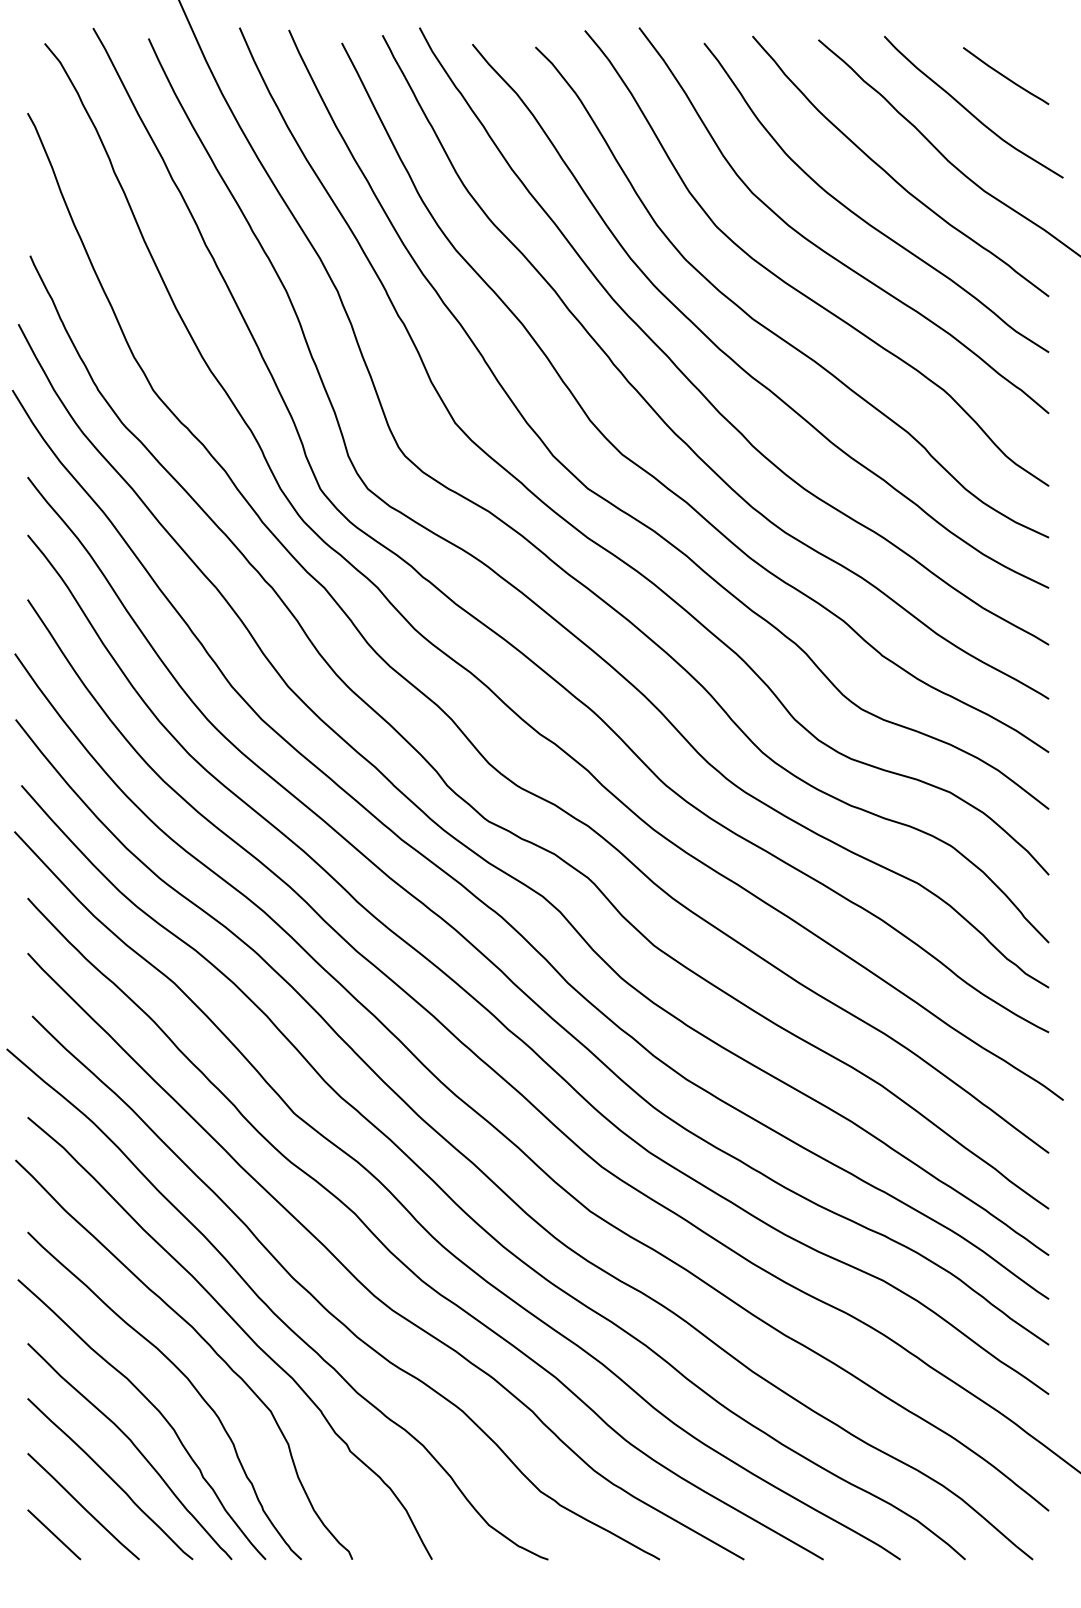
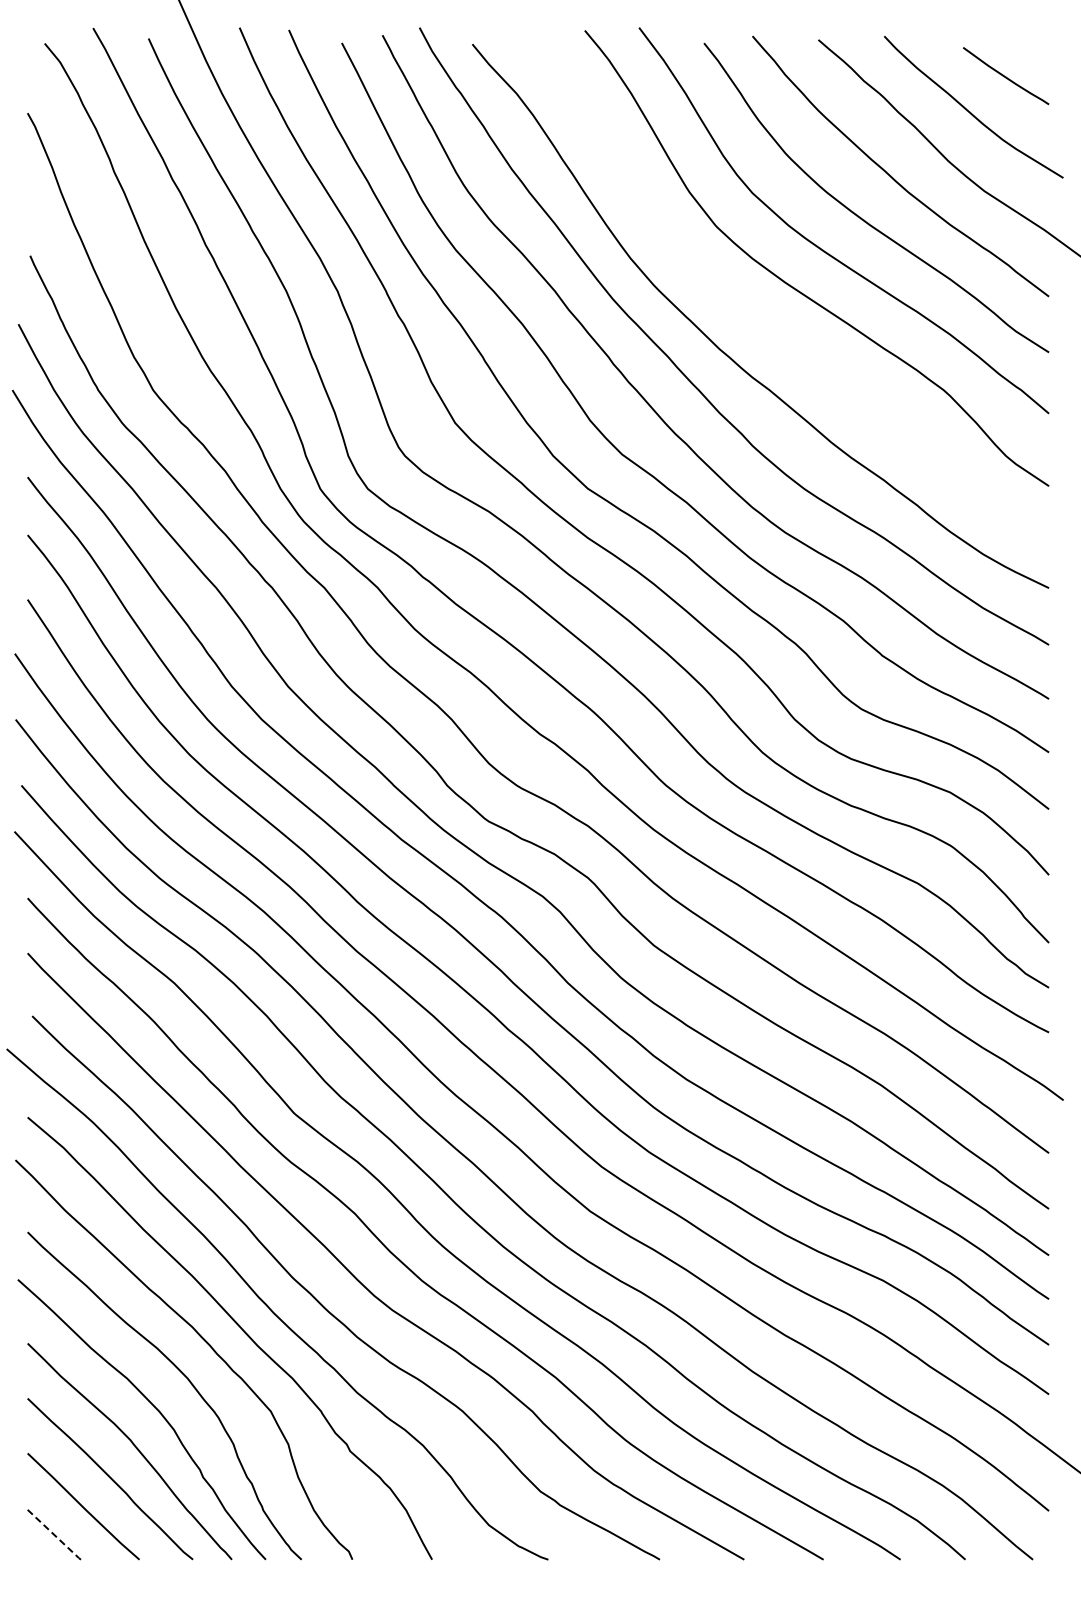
curve: present -> none (767, 327)
line: solid -> dashed (55, 1535)
